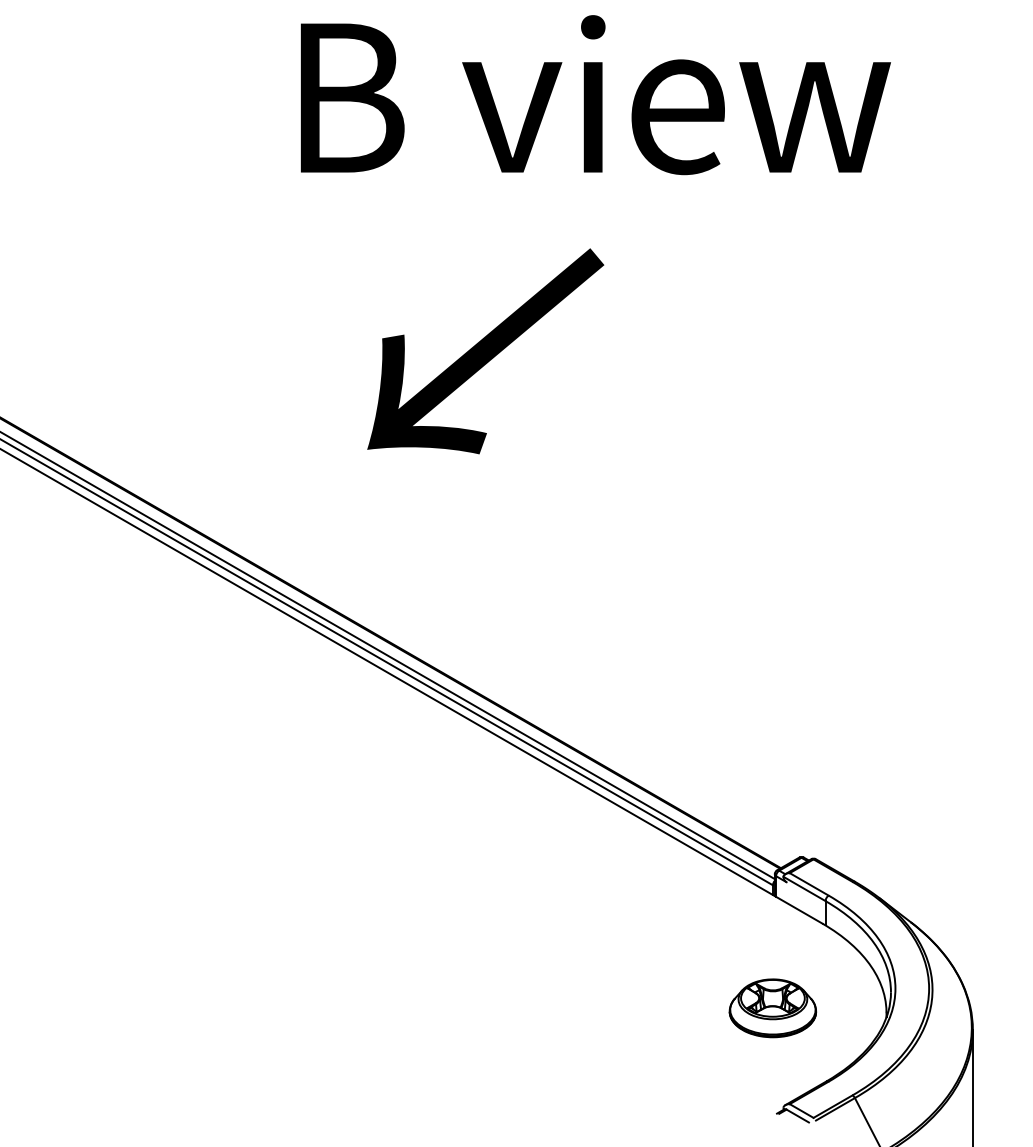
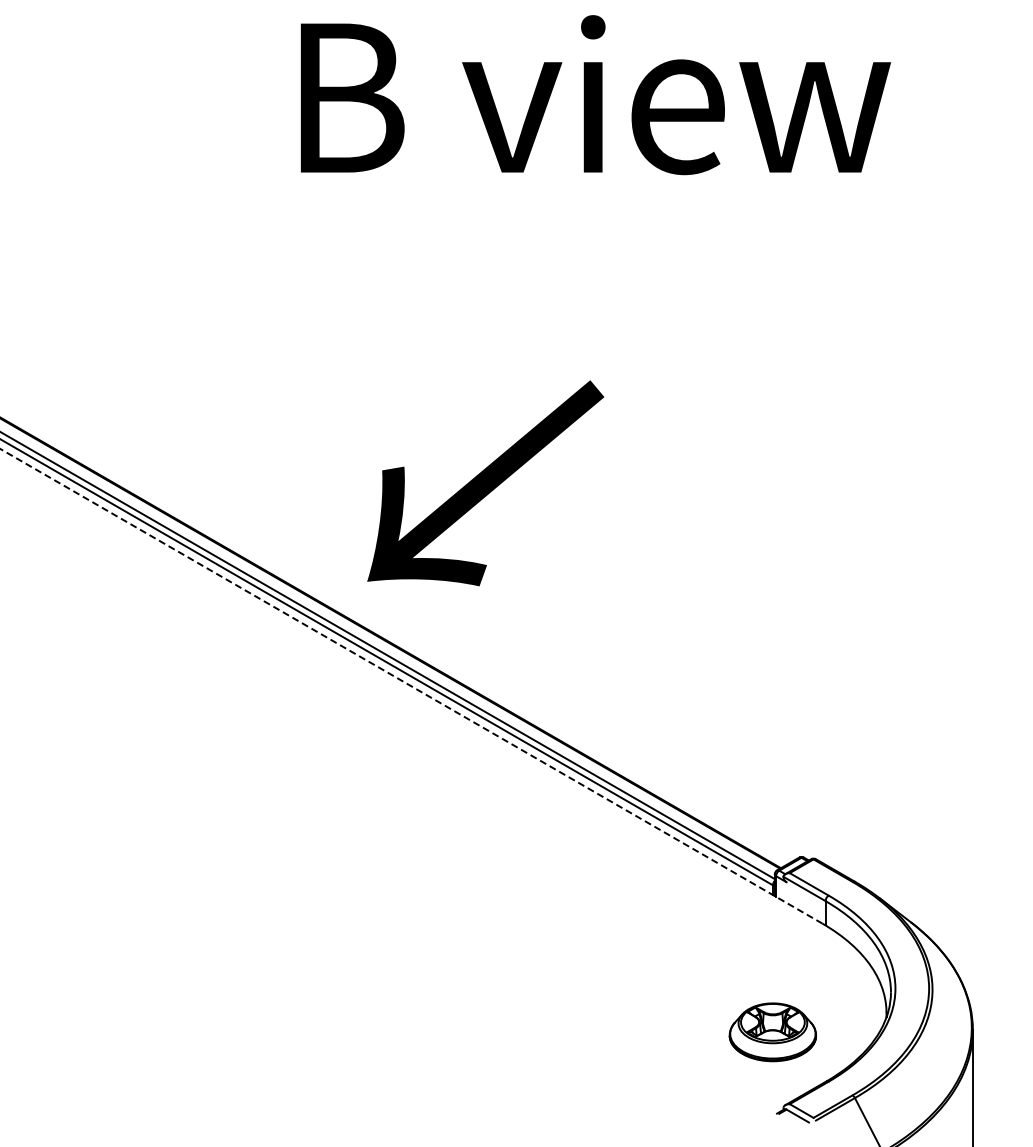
text position: (485, 351) -> (485, 483) (485, 483)
line: solid -> dashed (411, 686)
part position: (772, 1008) -> (772, 1032) (772, 1032)
